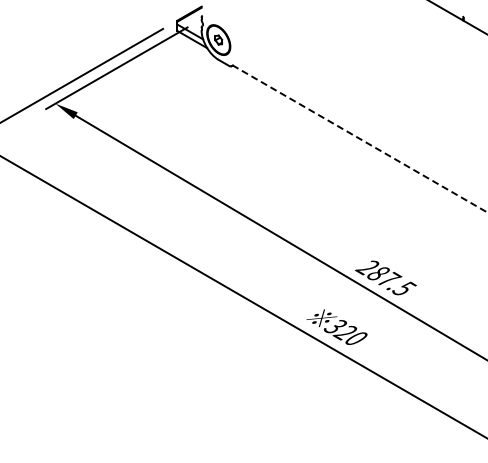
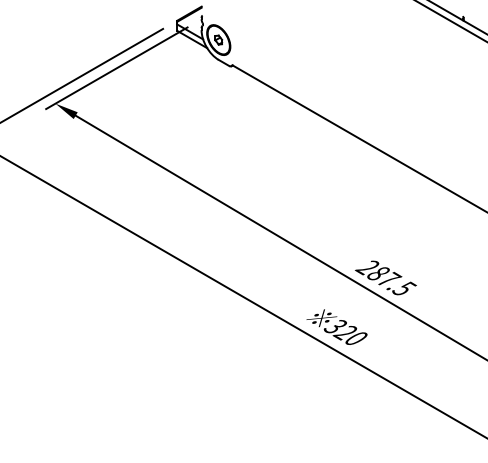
line: none -> present (450, 21)
line: dashed -> solid (360, 139)
